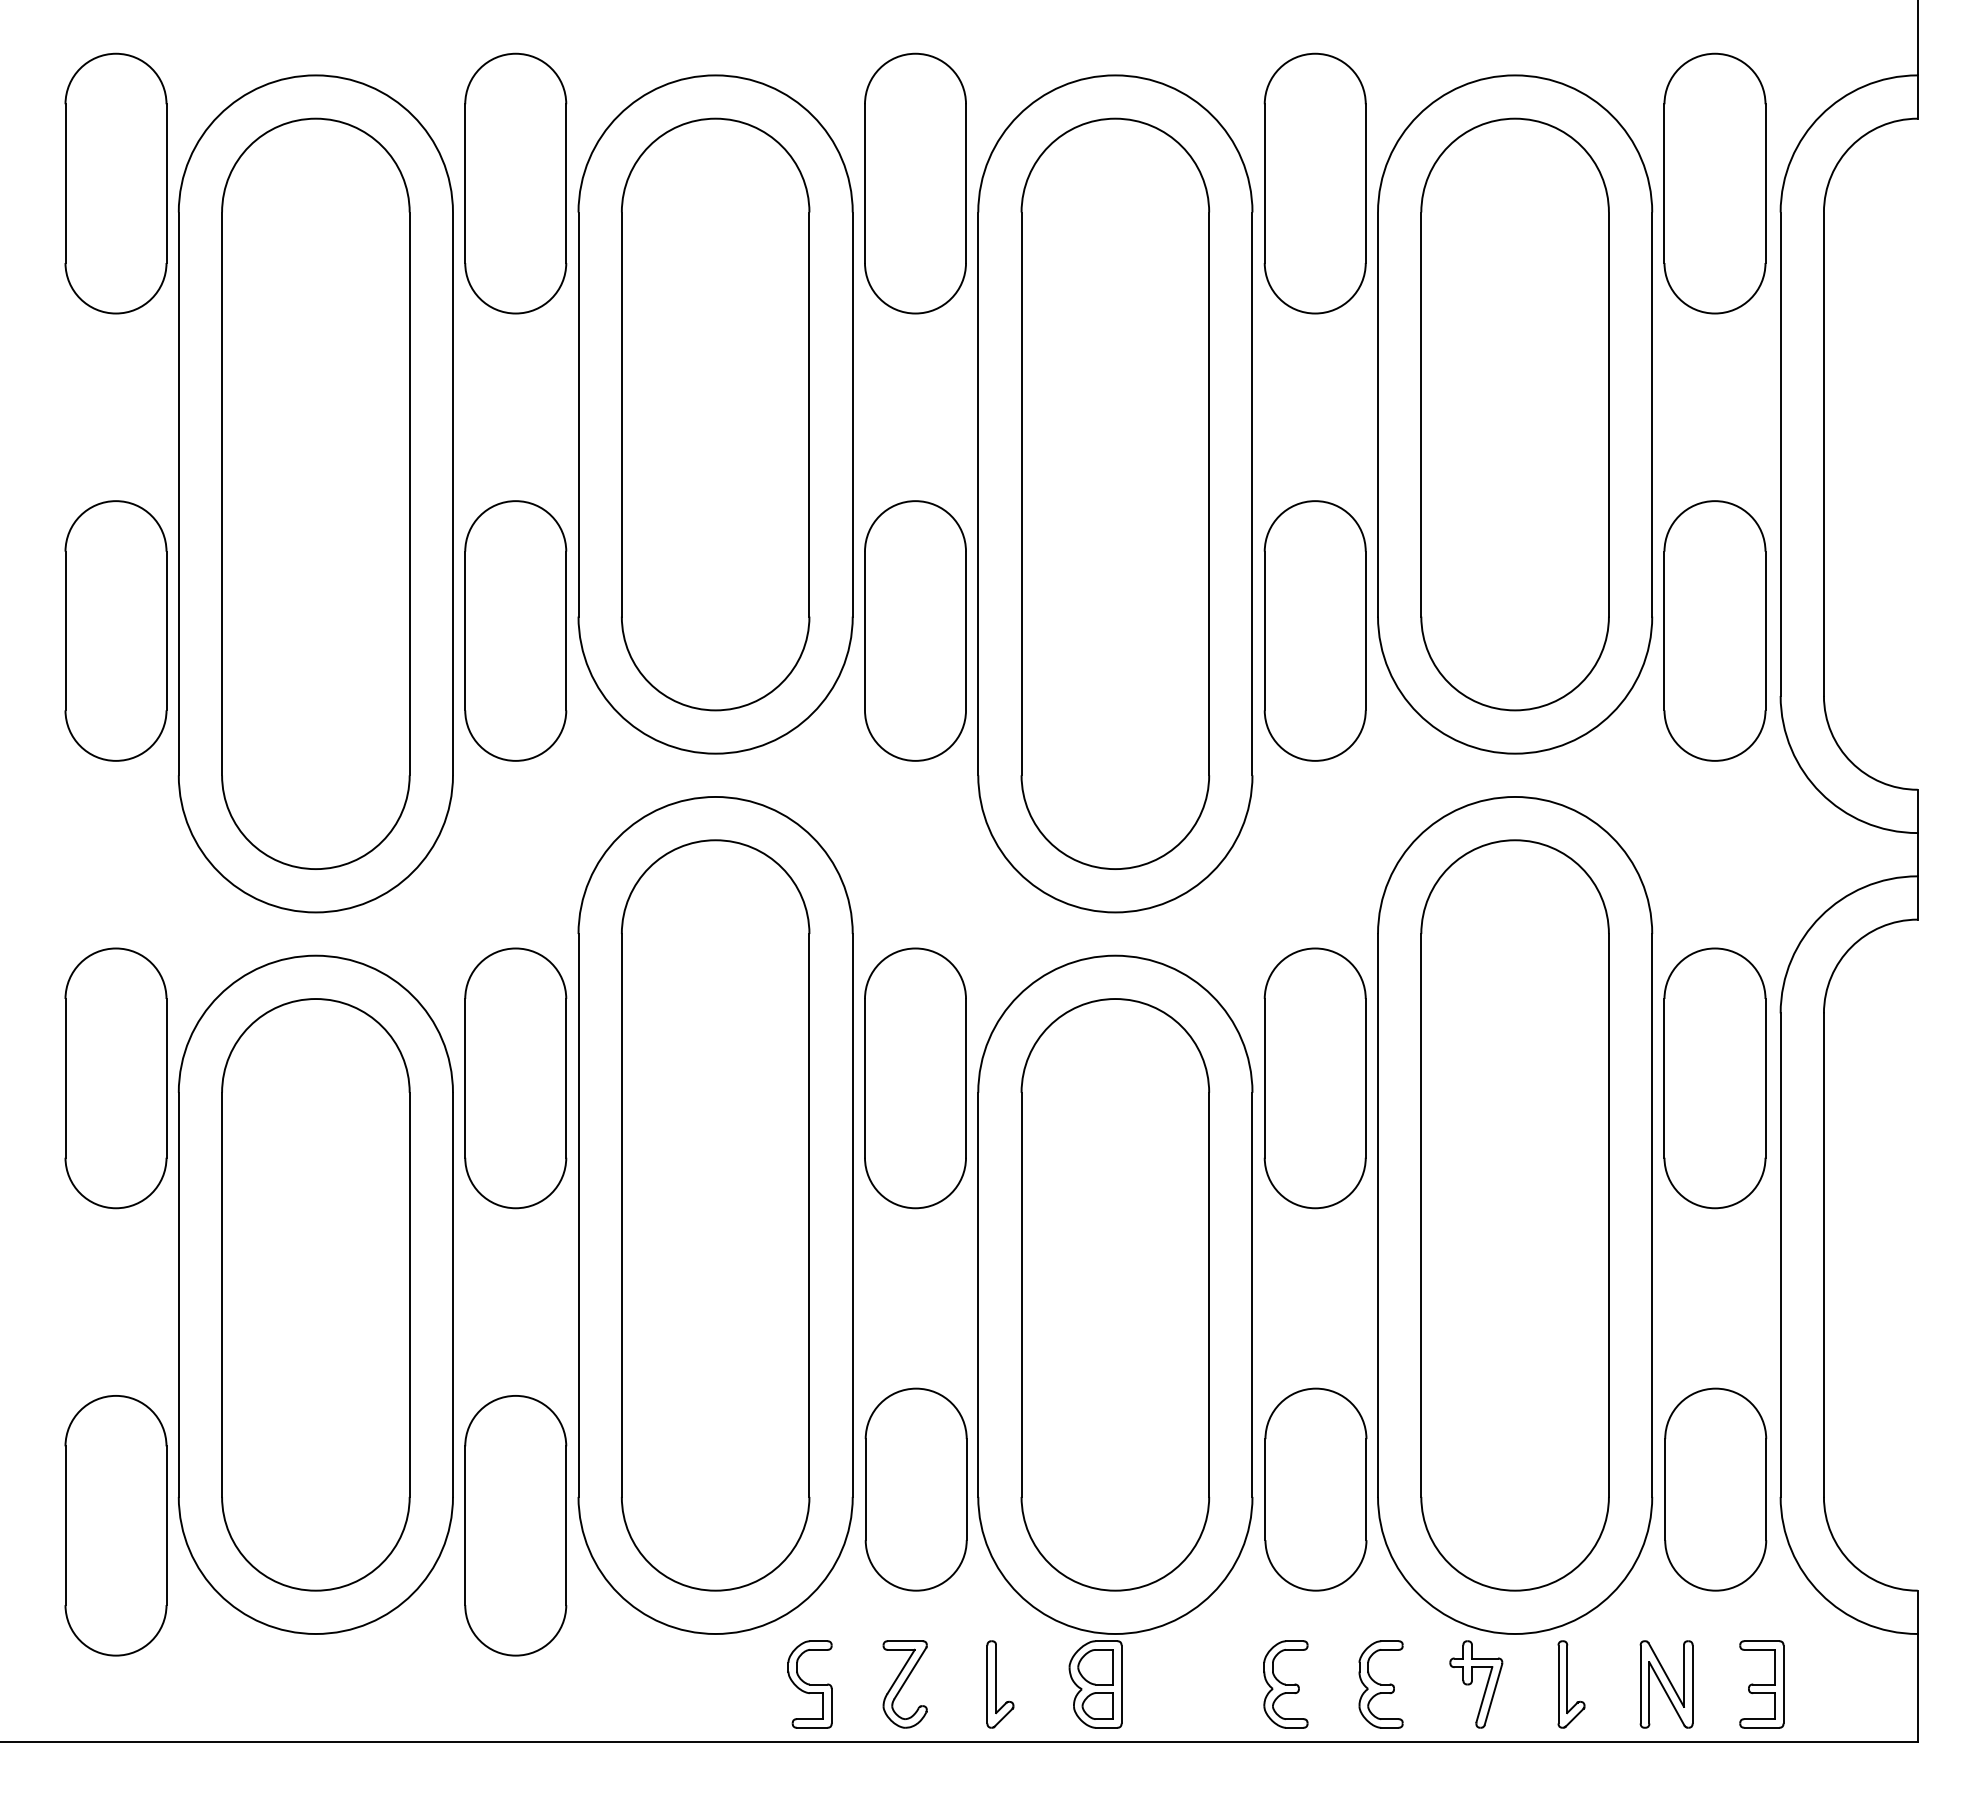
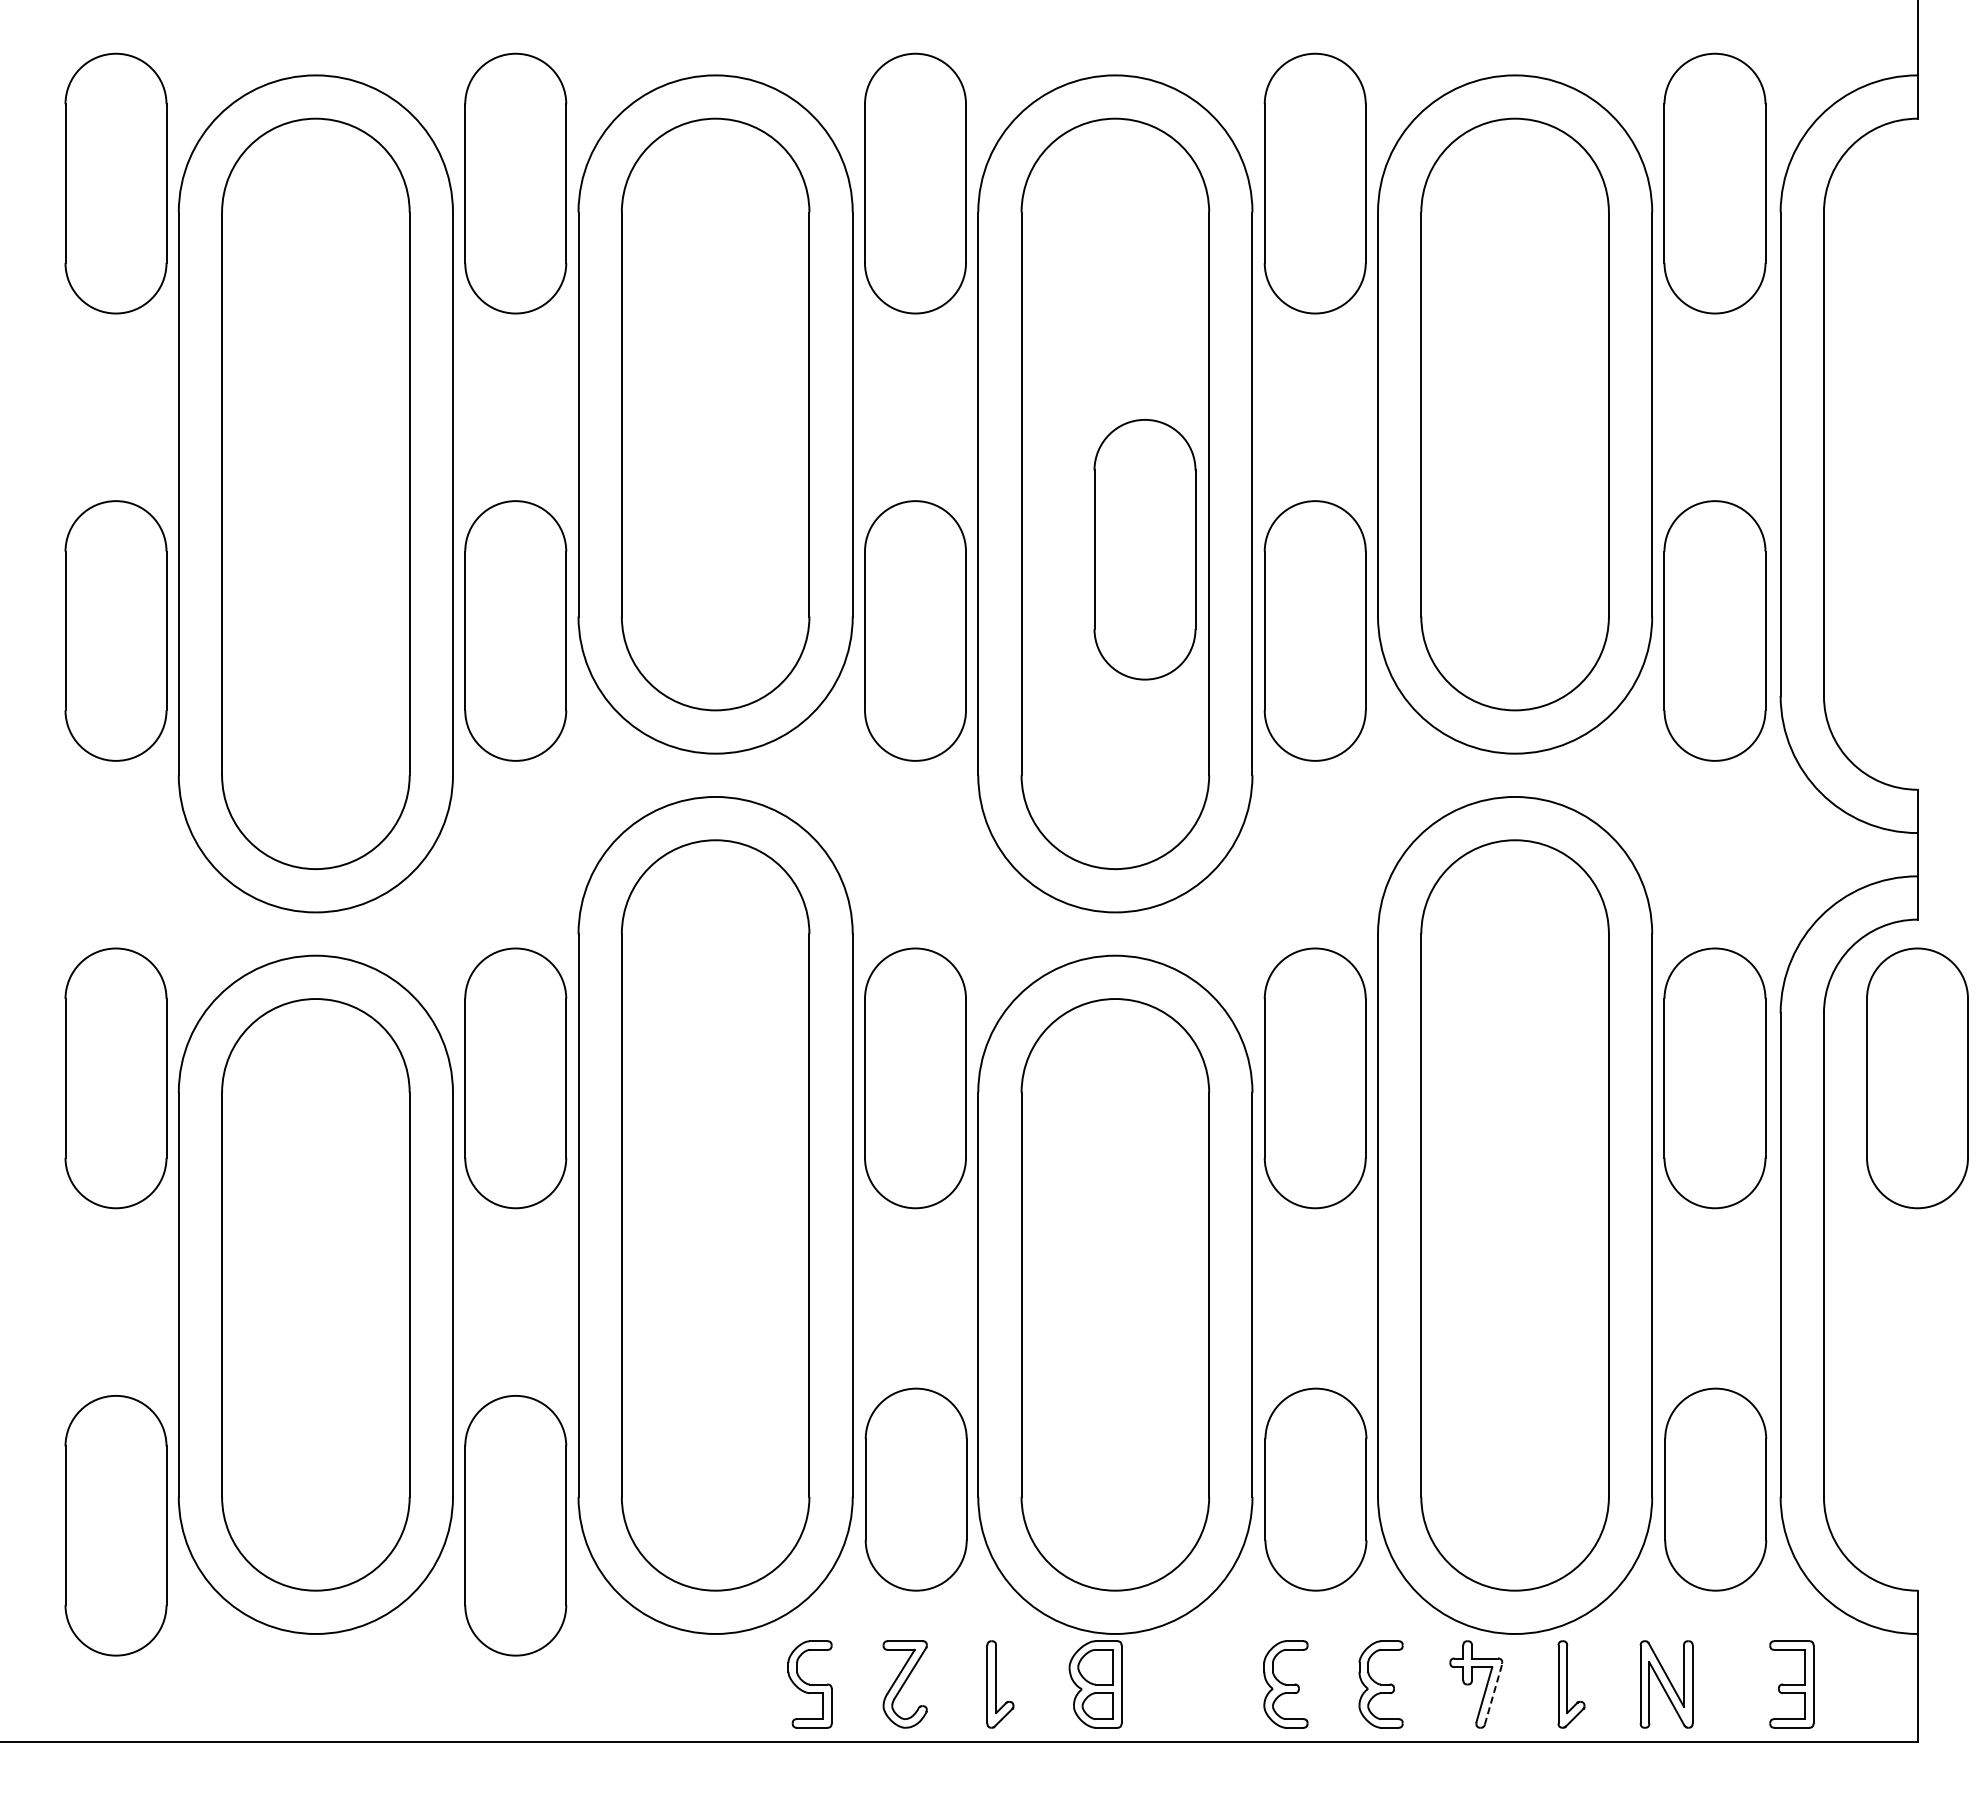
part: none -> present (1144, 549)
part: none -> present (1917, 1078)
part position: (1761, 1684) -> (1791, 1684) (1791, 1684)
line: solid -> dashed (1493, 1694)
